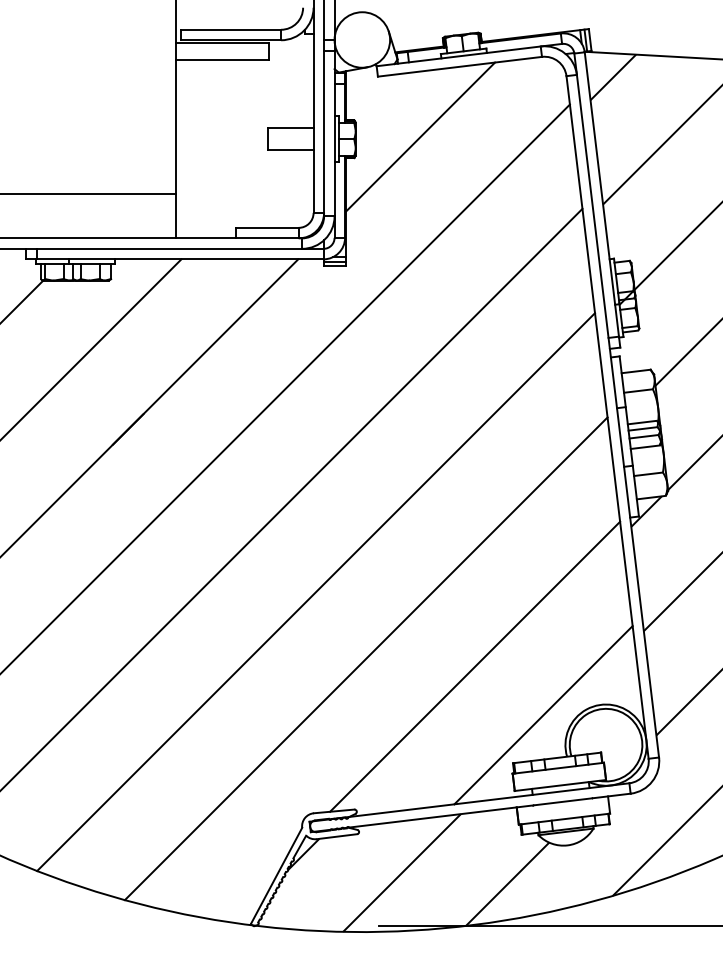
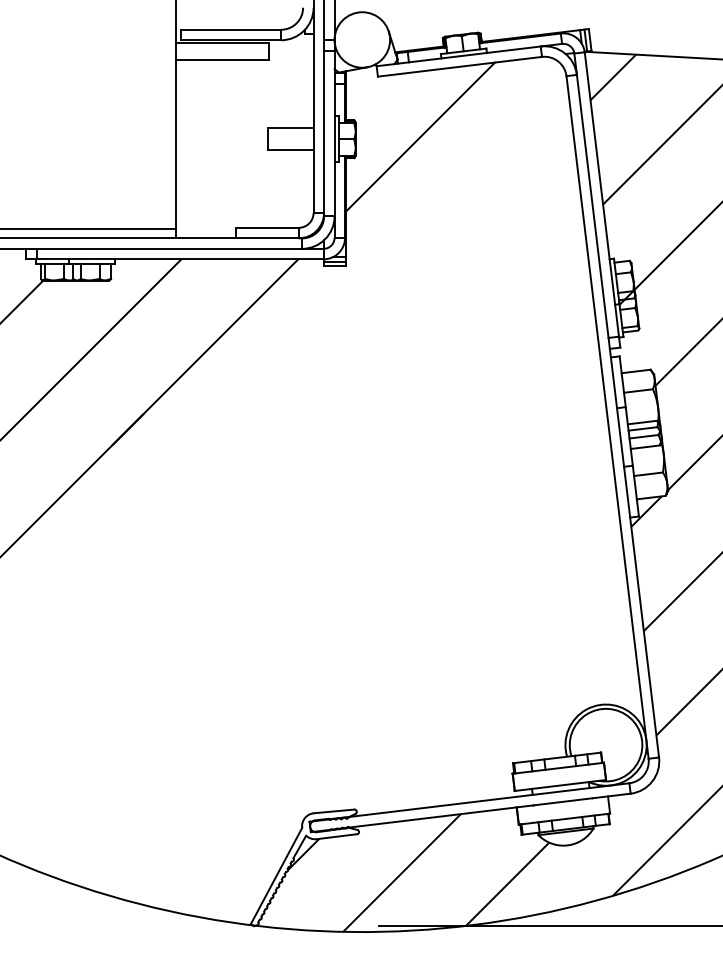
line position: (88, 194) -> (88, 229) (88, 229)
line: present -> none (285, 388)
line: present -> none (292, 498)
line: present -> none (316, 592)
line: present -> none (365, 658)
line: present -> none (475, 666)
line: present -> none (543, 715)
